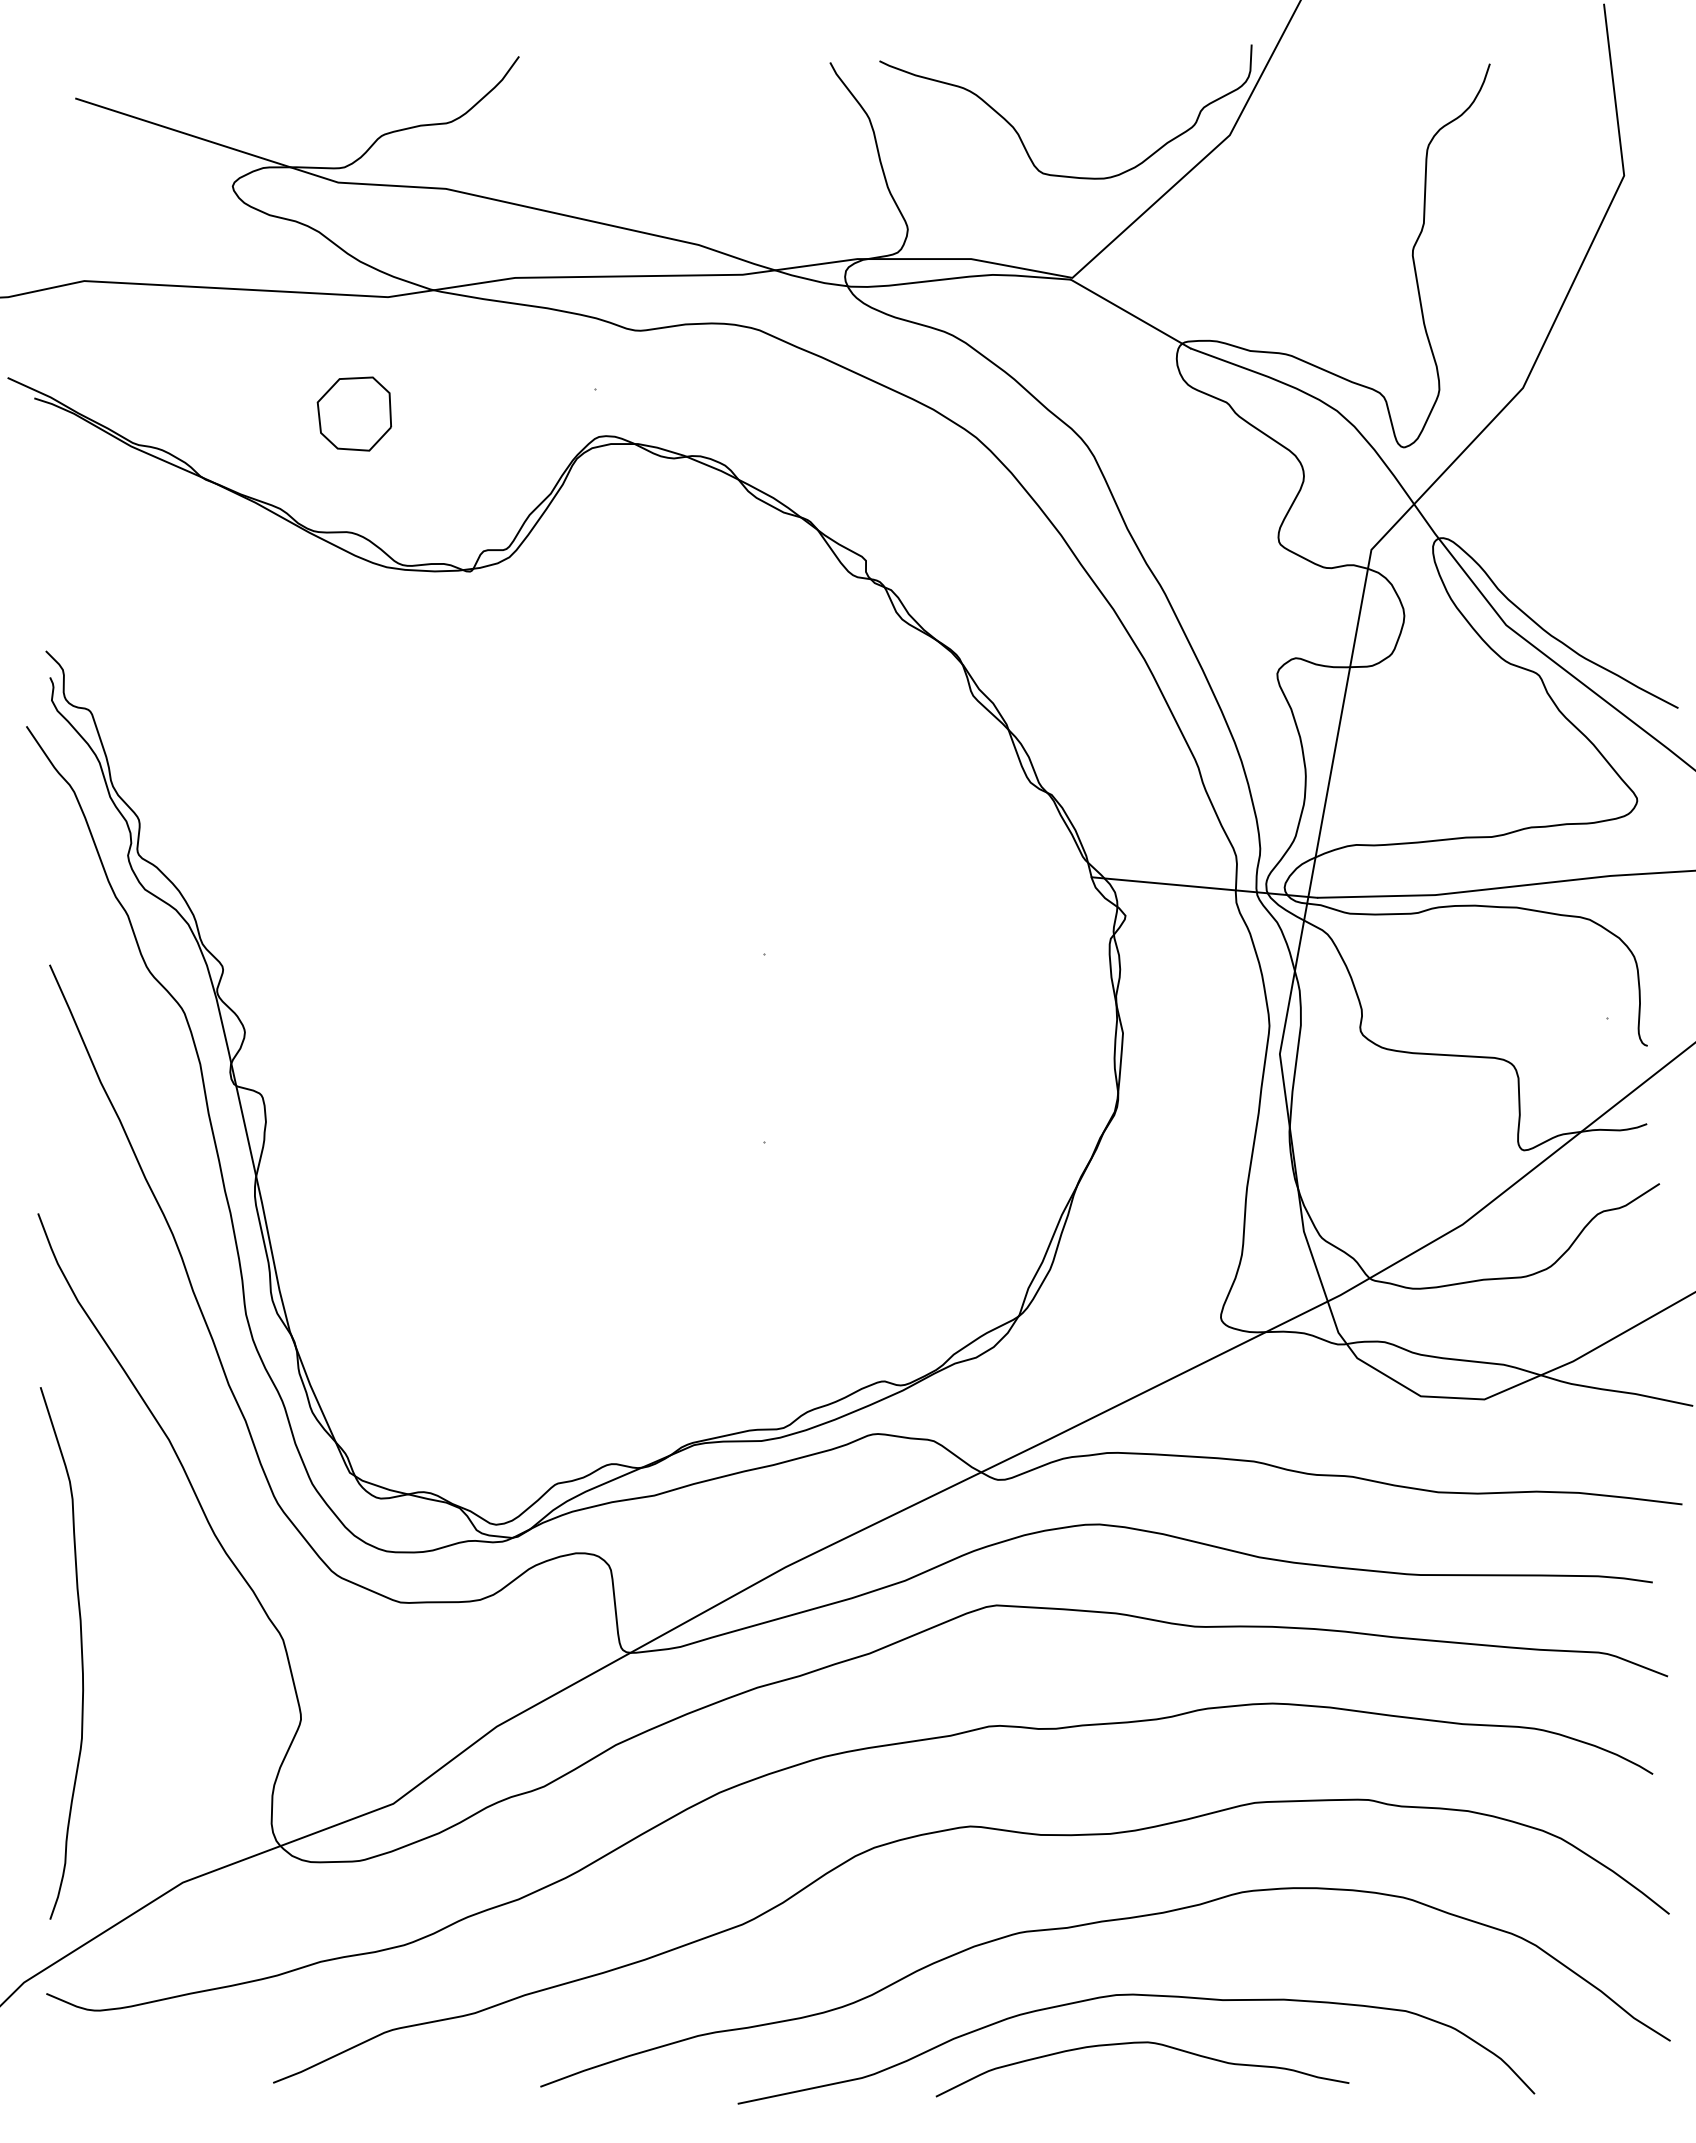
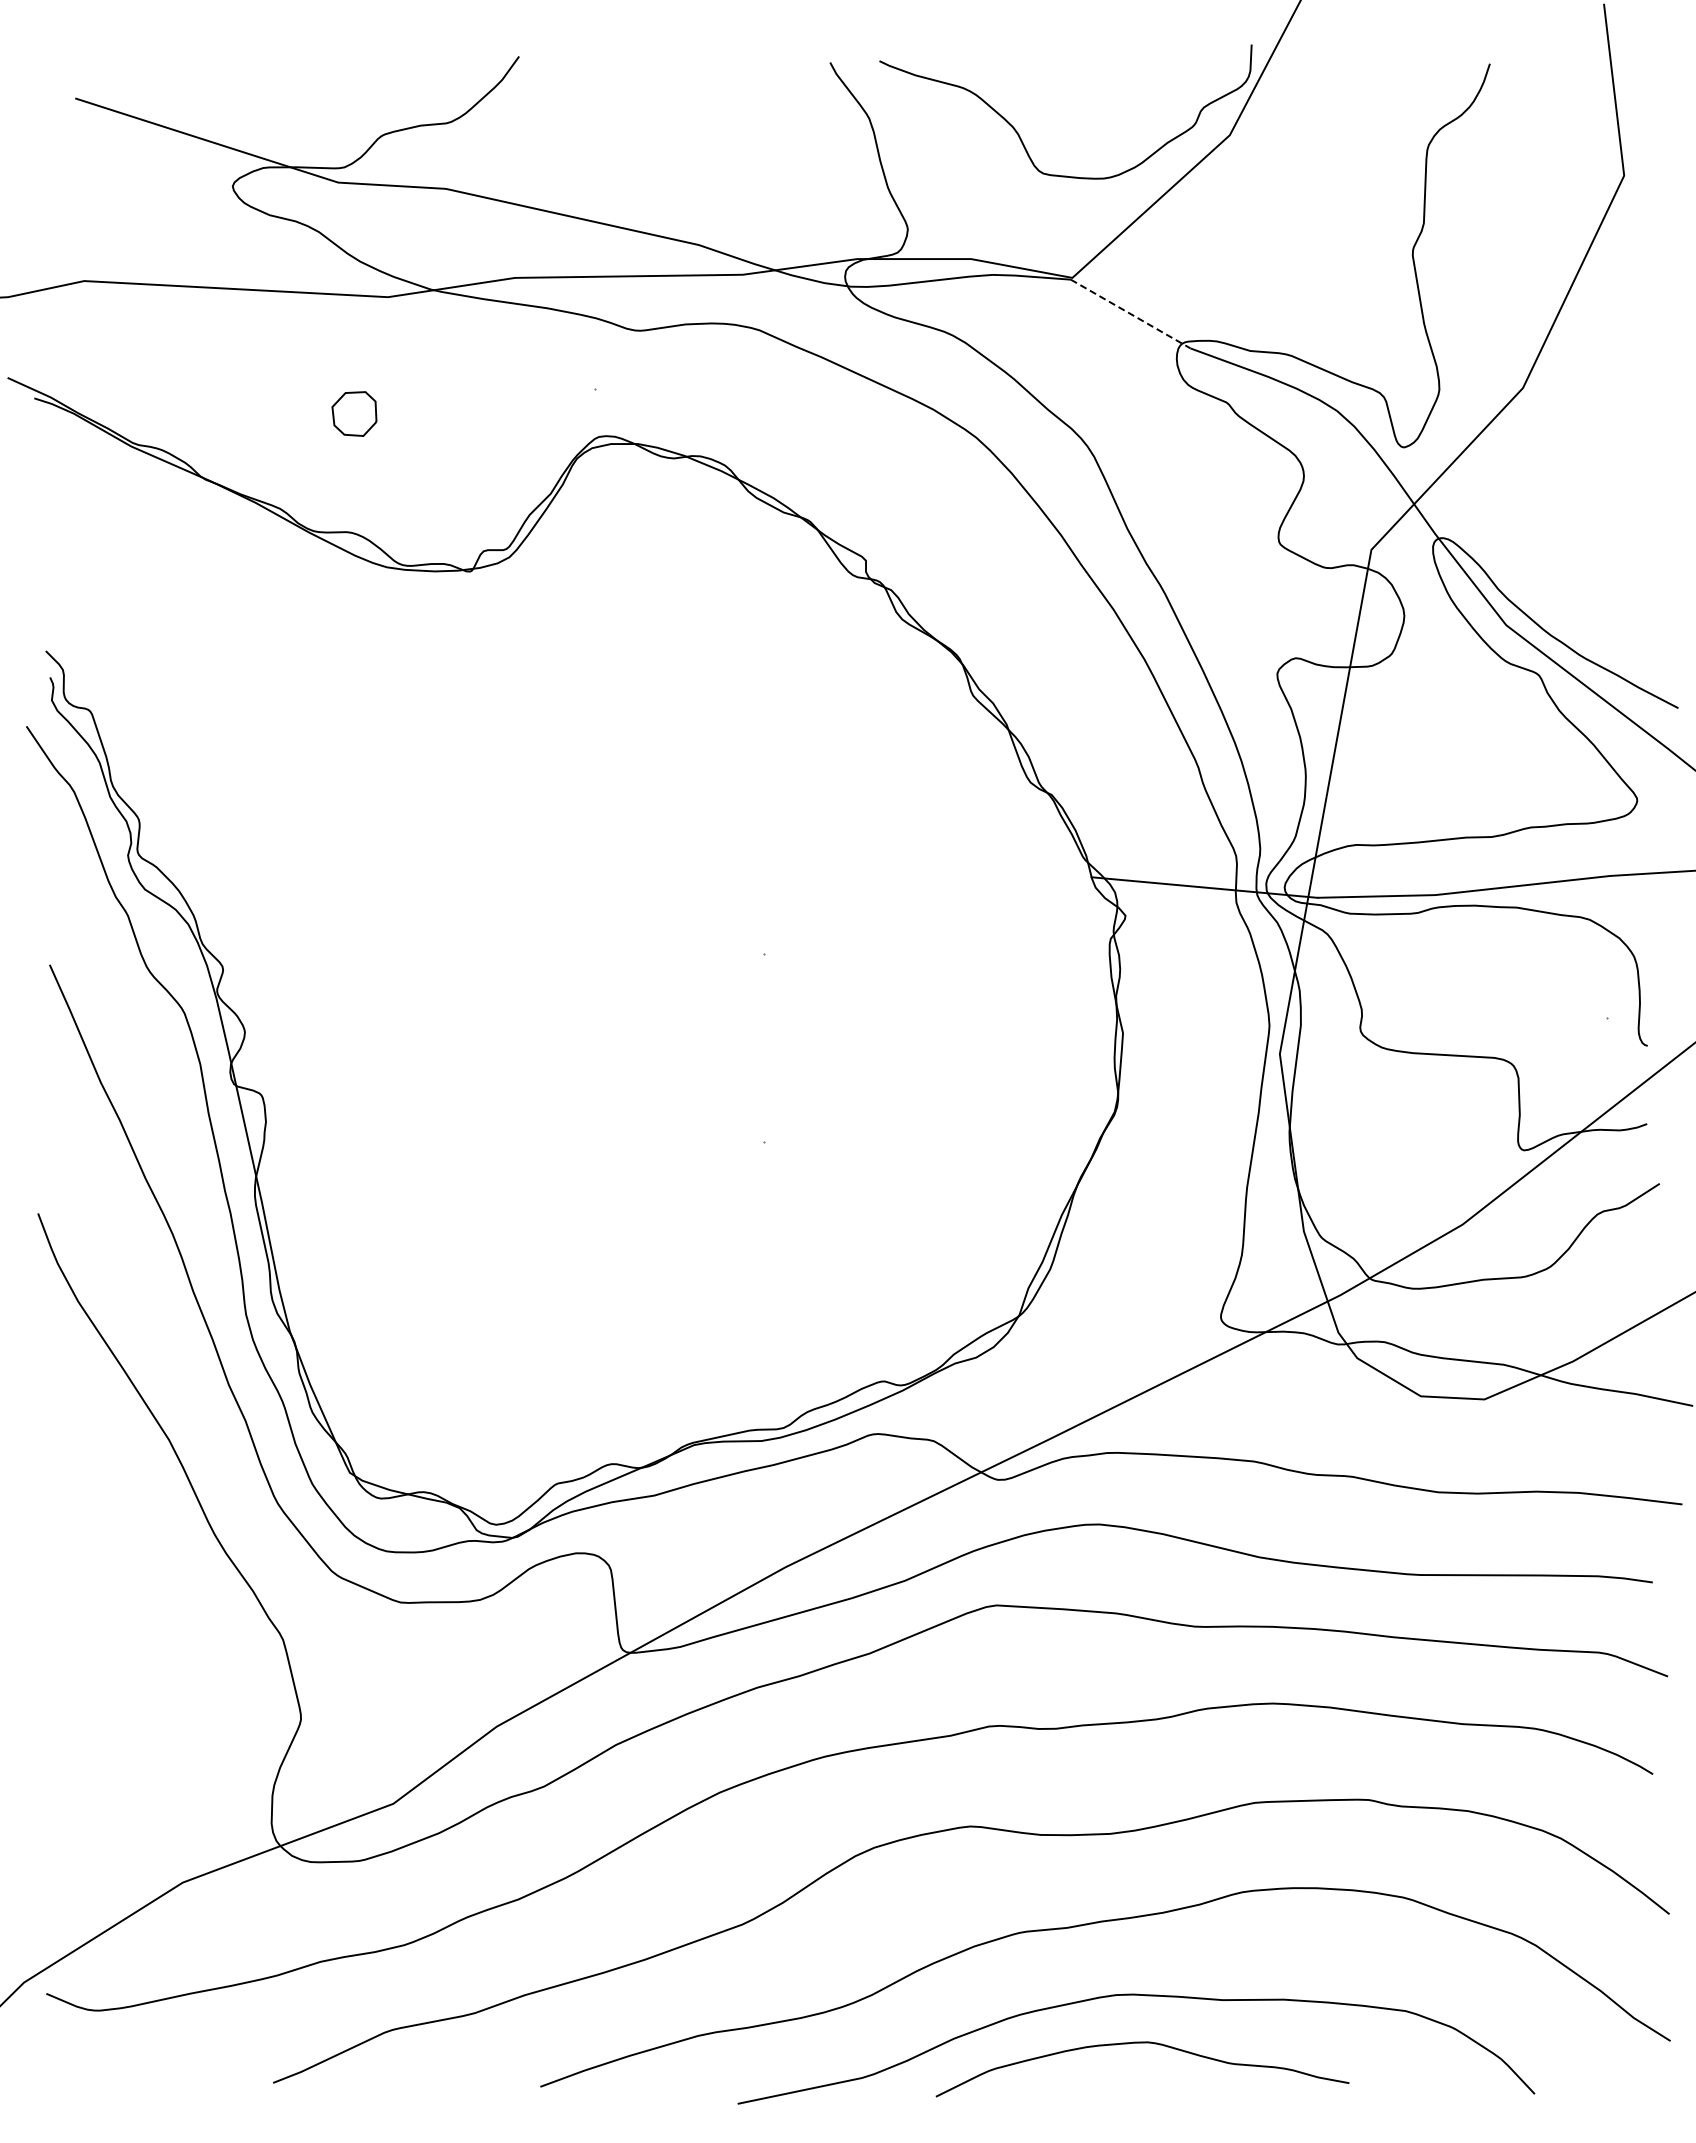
line: solid -> dashed (1131, 314)
part size: 77x76 px -> 47x46 px (354, 413)
curve: present -> none (80, 1647)
